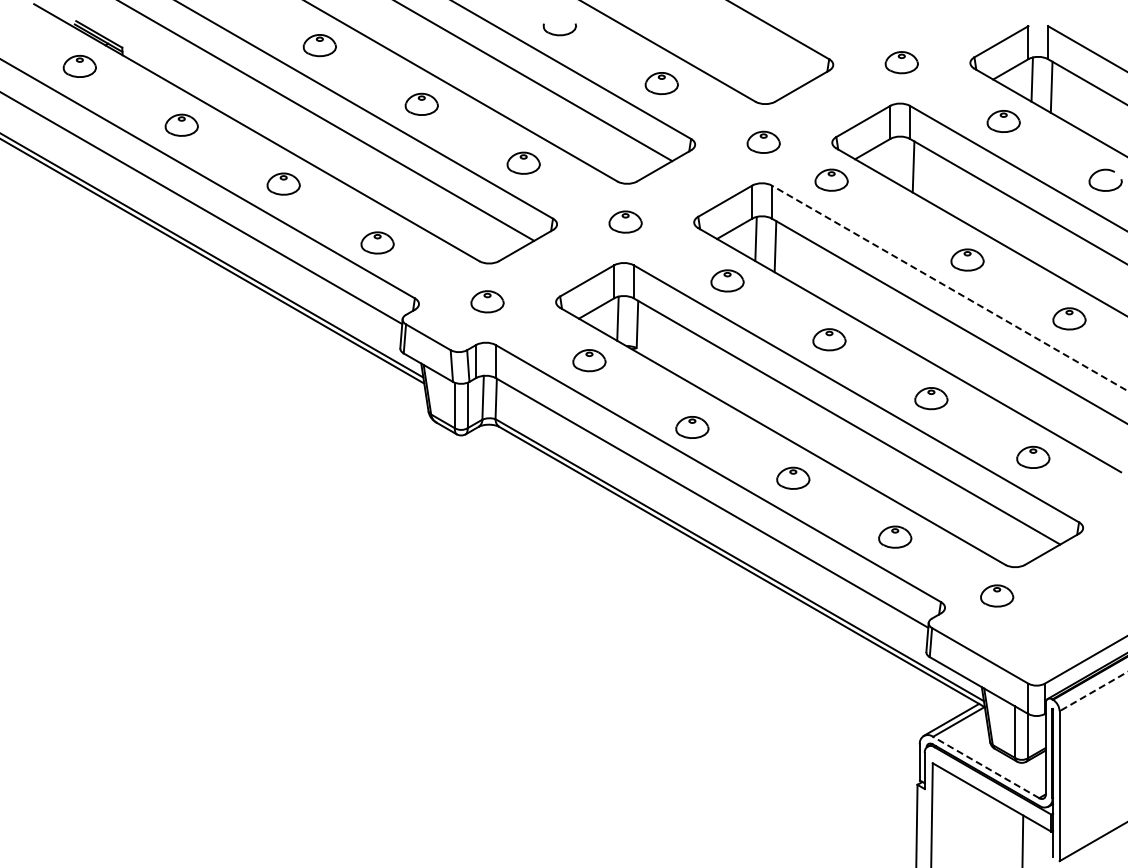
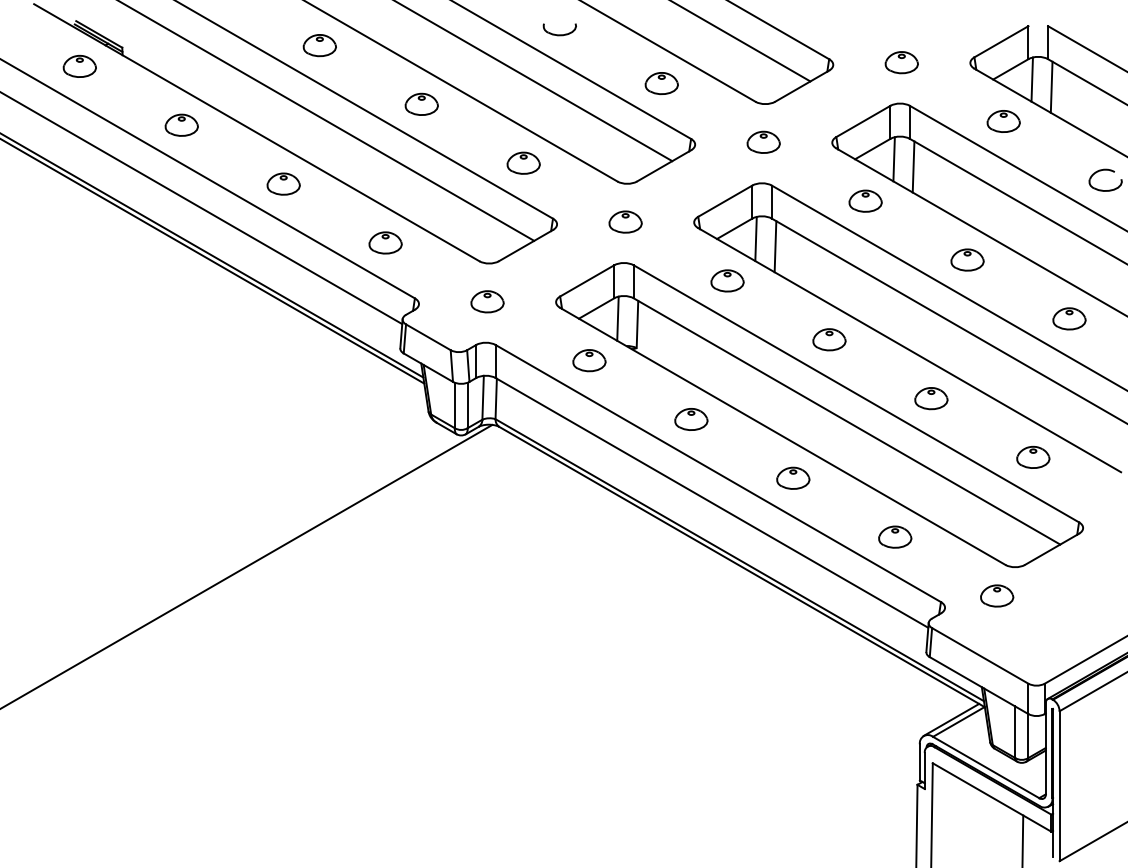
line: none -> present (741, 41)
line: none -> present (893, 159)
part position: (831, 179) -> (865, 200) (865, 200)
part position: (377, 242) -> (385, 242) (385, 242)
line: dashed -> solid (949, 287)
part position: (692, 427) -> (691, 419) (691, 419)
line: none -> present (247, 566)
line: dashed -> solid (1093, 691)
line: dashed -> solid (985, 767)
